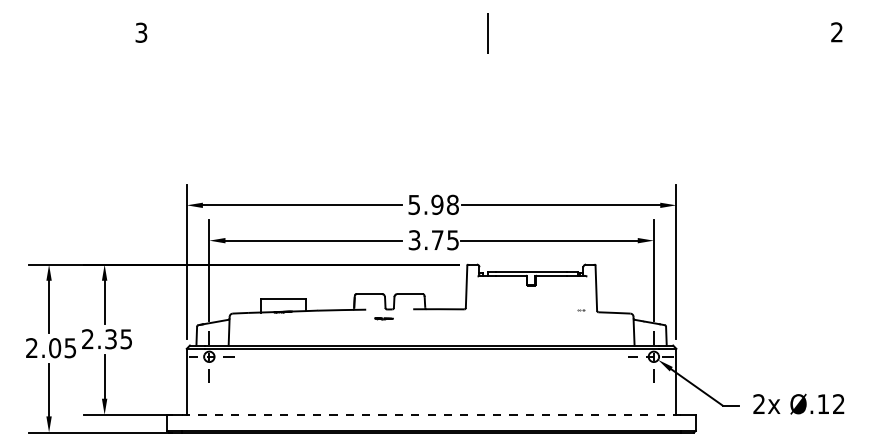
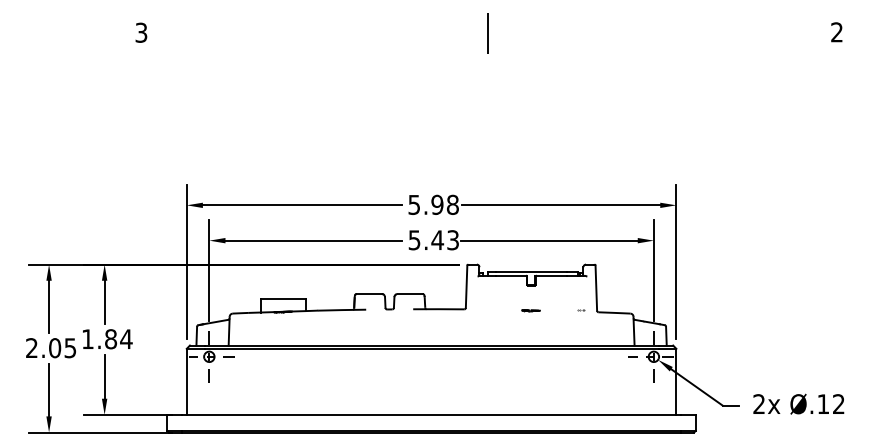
text: 3.75 -> 5.43 (433, 239)
line position: (383, 318) -> (530, 310) (530, 310)
text: 2.35 -> 1.84 (107, 339)
line: dashed -> solid (431, 414)
